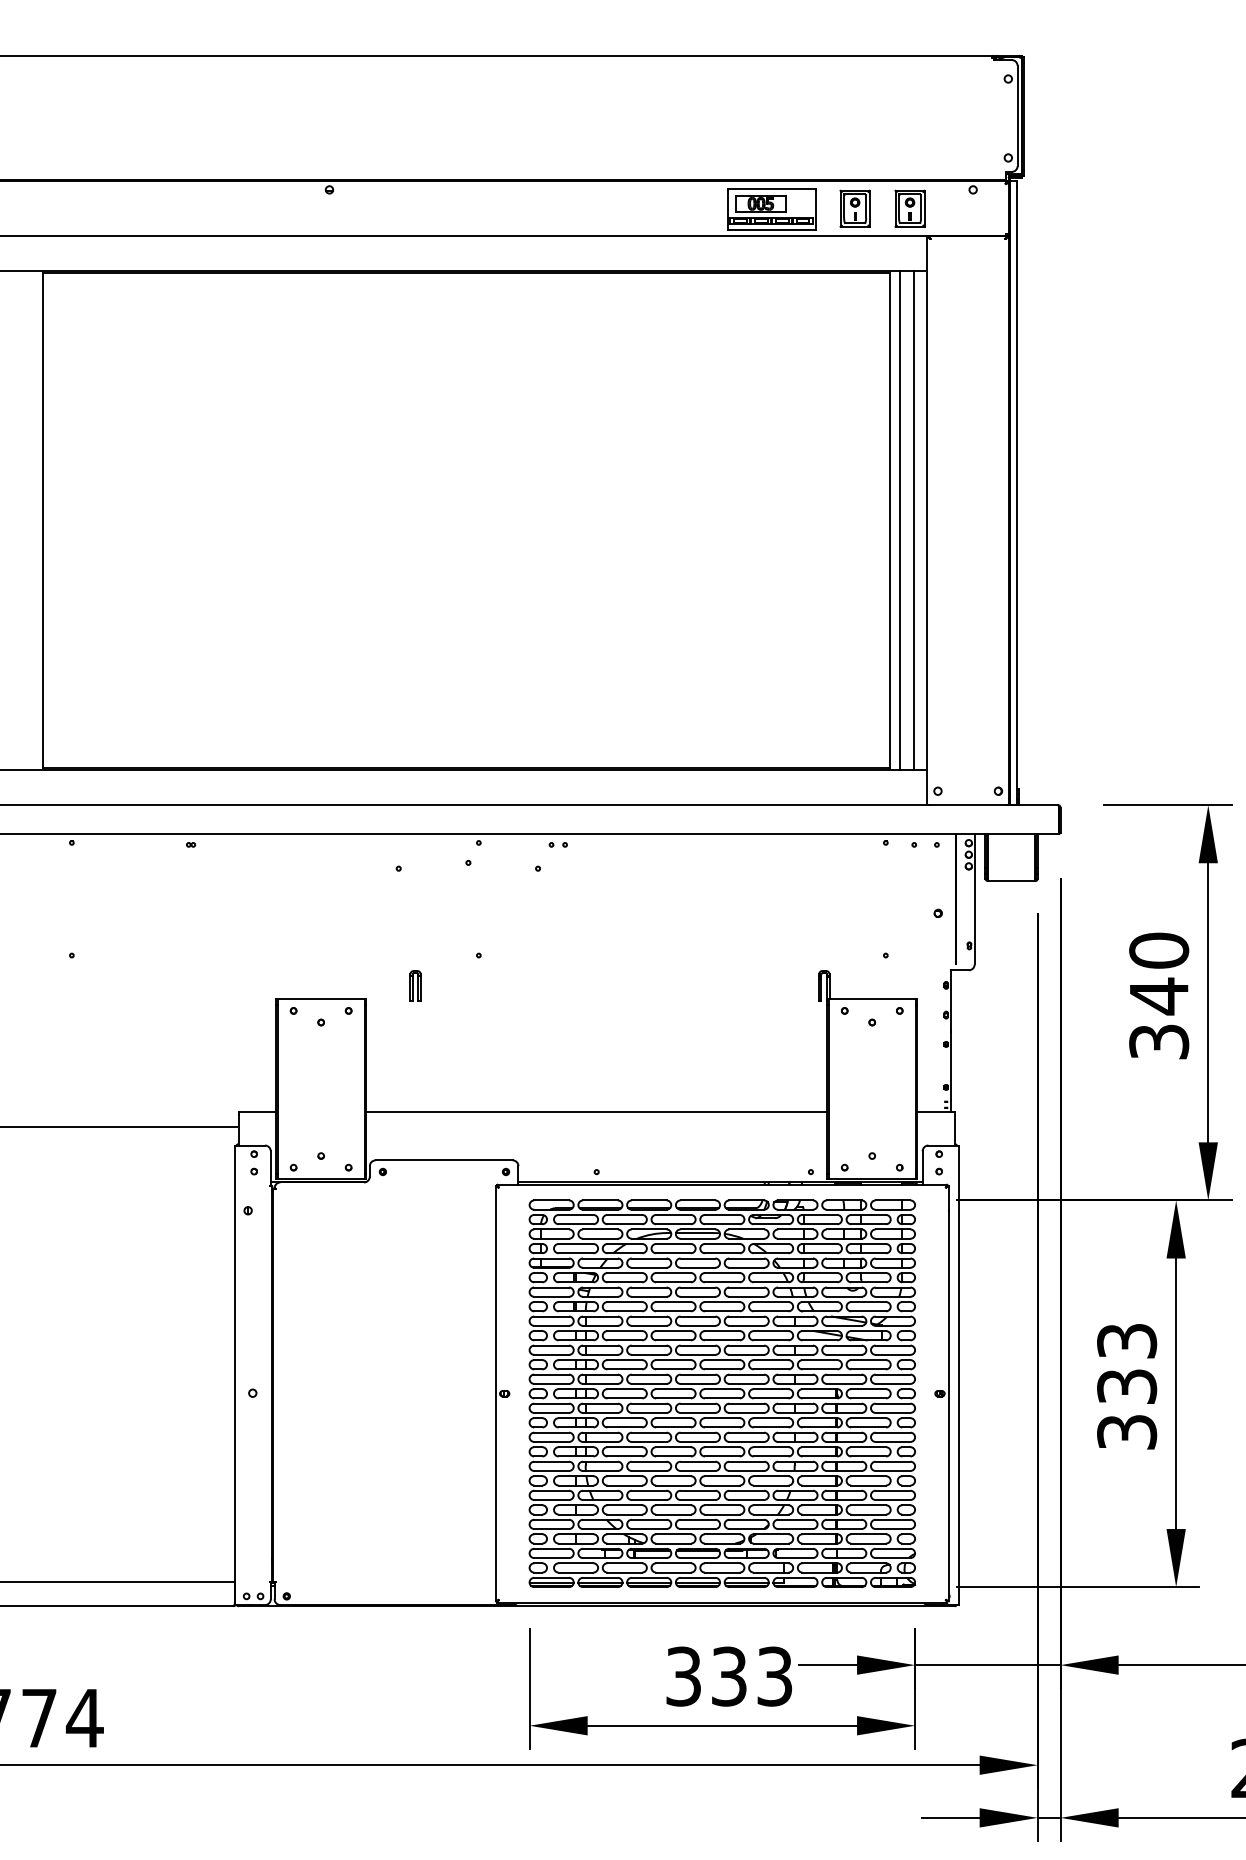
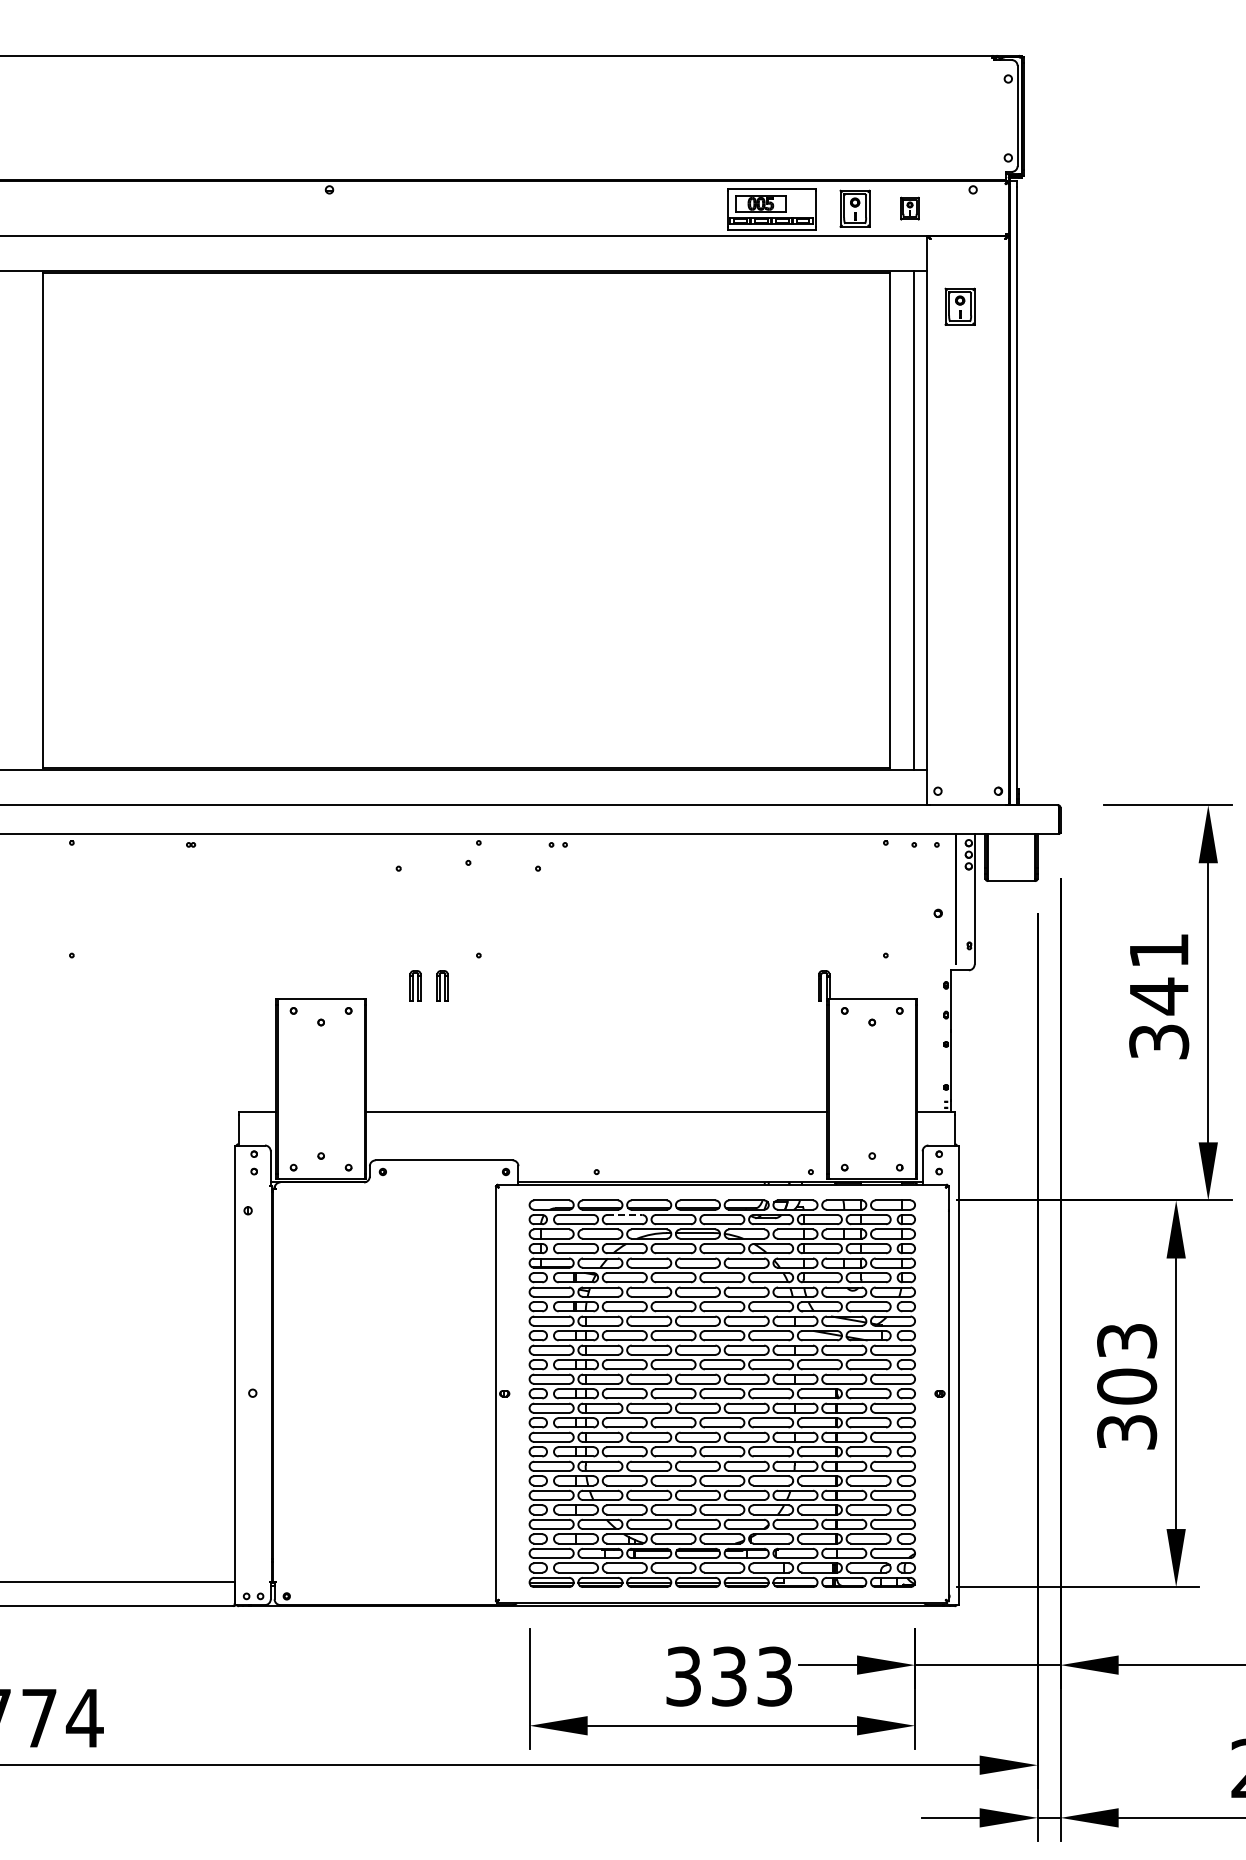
part size: 32x39 px -> 20x25 px (909, 208)
part: none -> present (959, 306)
line: present -> none (900, 520)
text: 340 -> 341 (1159, 950)
part: none -> present (442, 985)
line: present -> none (120, 1127)
line: solid -> dashed (625, 1214)
text: 333 -> 303 (1127, 1386)
